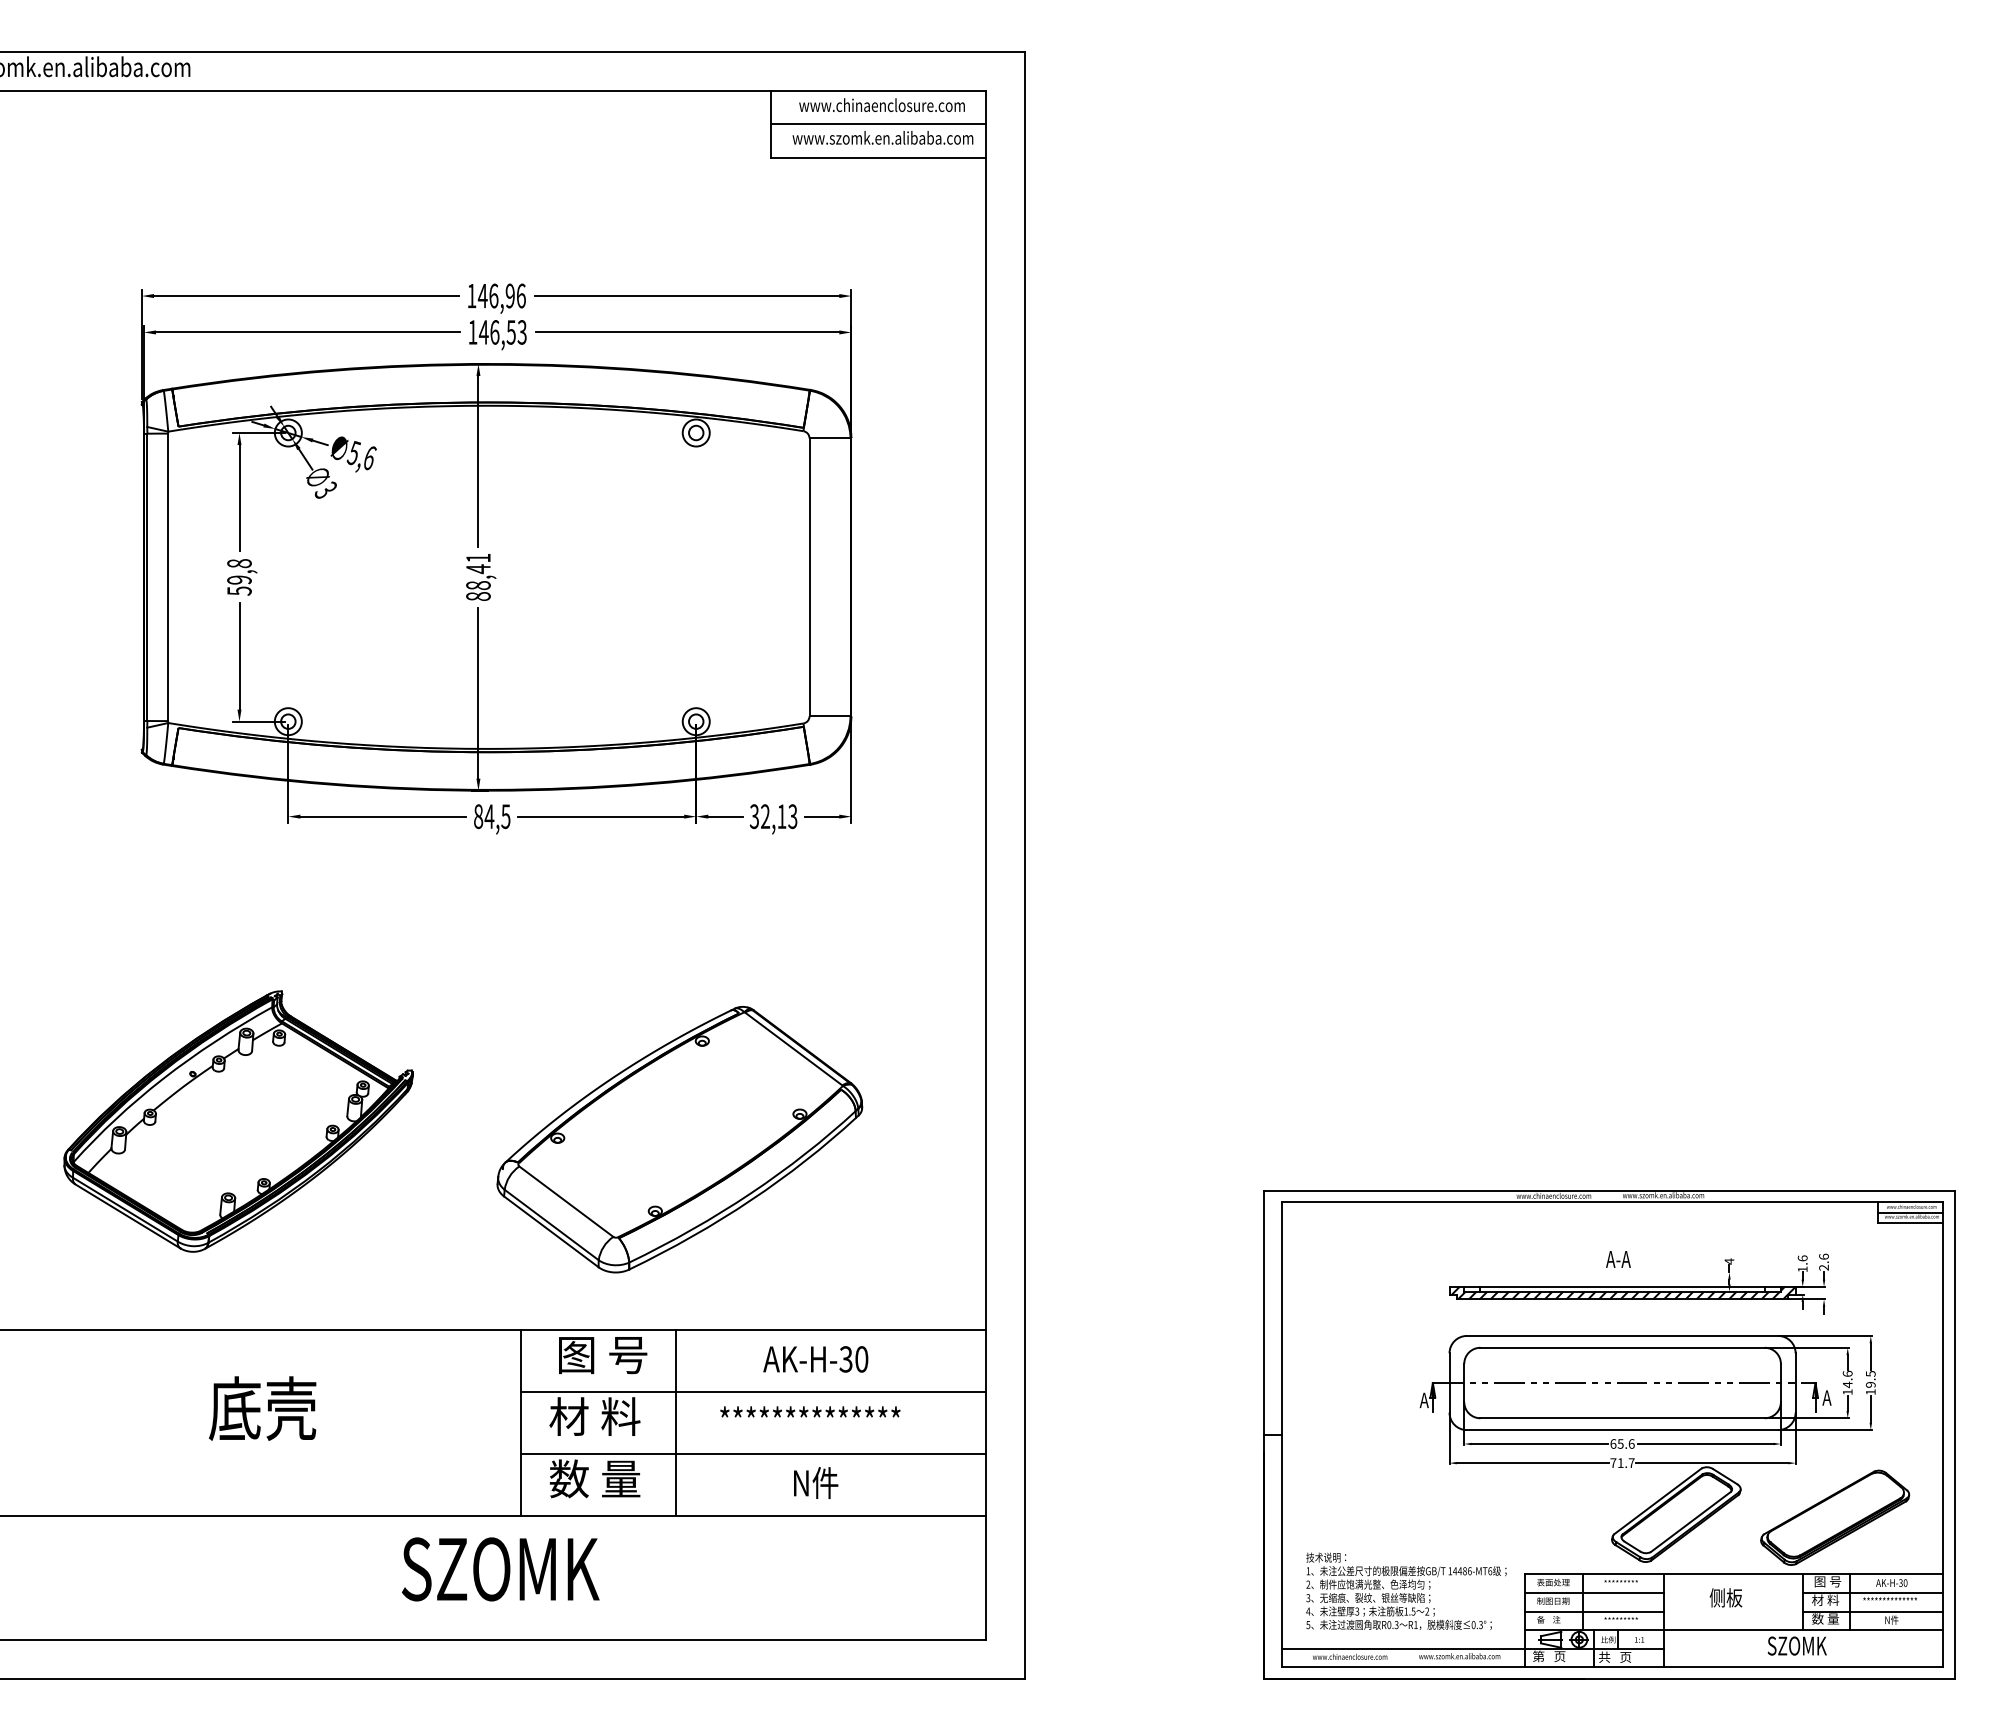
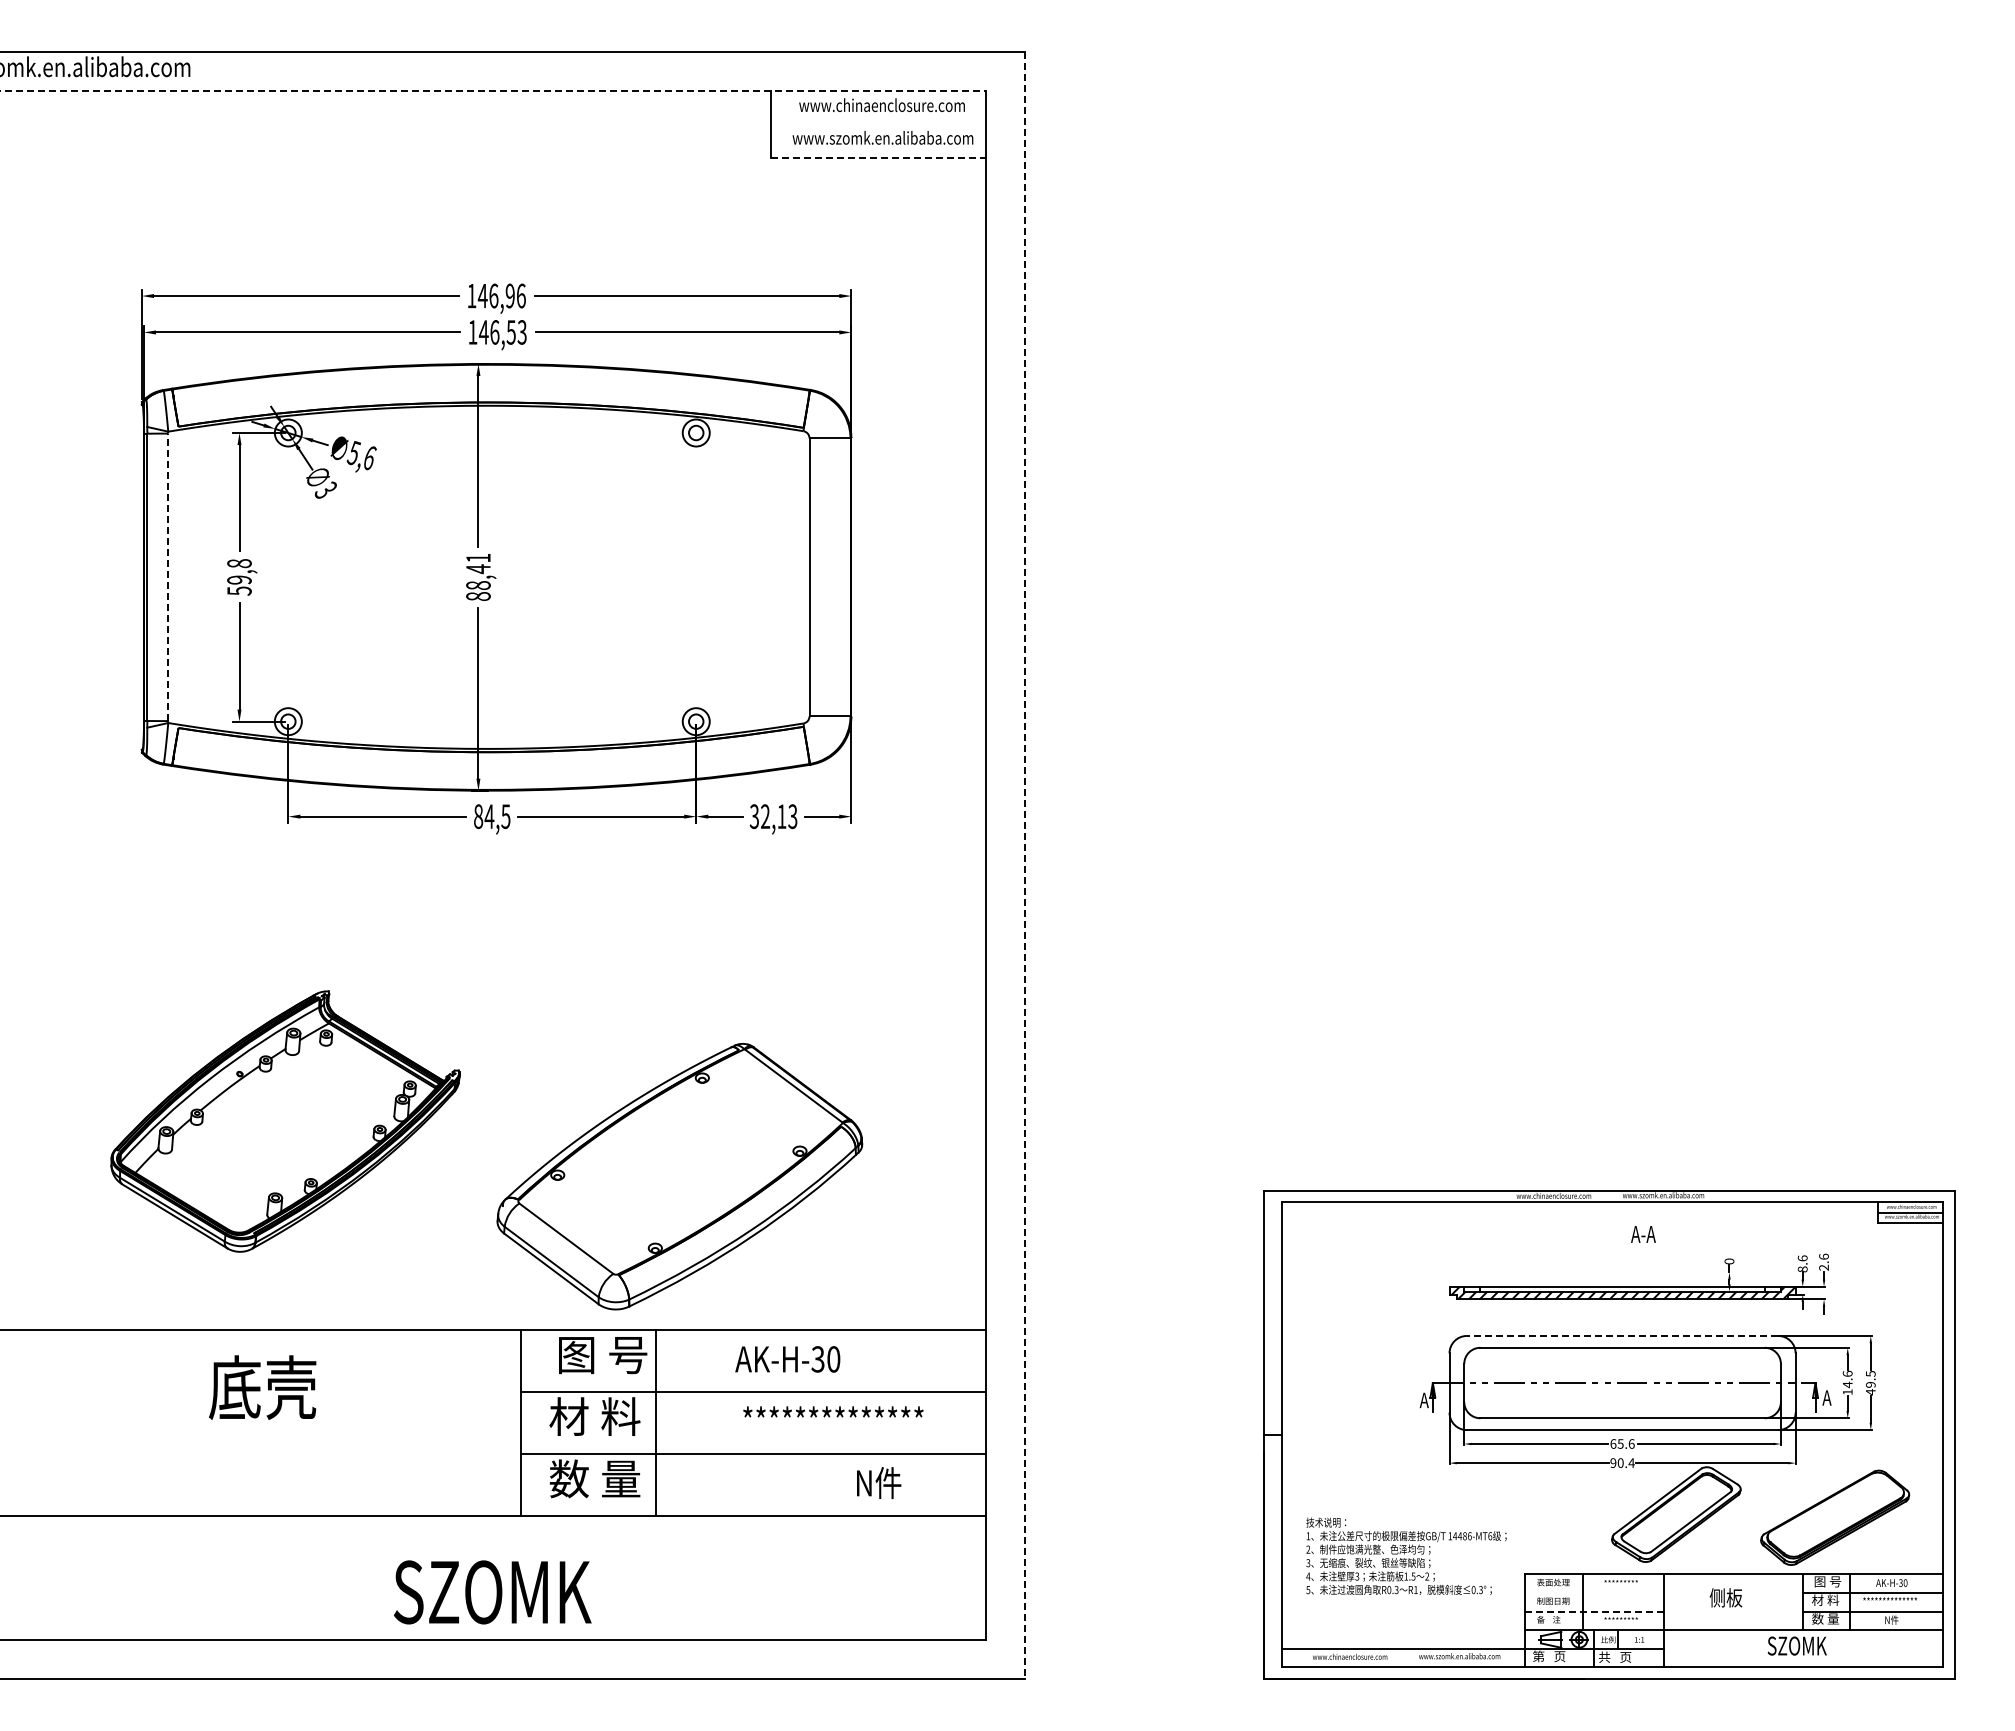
line: solid -> dashed (493, 90)
line: present -> none (878, 124)
line: solid -> dashed (878, 158)
line: solid -> dashed (168, 577)
line: solid -> dashed (1024, 865)
part position: (238, 1121) -> (285, 1121) (285, 1121)
part position: (679, 1139) -> (679, 1176) (679, 1176)
text position: (1618, 1259) -> (1643, 1234) (1643, 1234)
text: 4 -> 0 (1729, 1261)
text: 1.6 -> 8.6 (1802, 1269)
line: solid -> dashed (1622, 1335)
text position: (815, 1359) -> (787, 1359) (787, 1359)
text: 19.5 -> 49.5 (1870, 1392)
text position: (262, 1408) -> (262, 1387) (262, 1387)
text position: (810, 1411) -> (833, 1411) (833, 1411)
line position: (676, 1422) -> (656, 1422) (656, 1422)
text: 71.7 -> 90.4 (1622, 1462)
text position: (816, 1482) -> (879, 1482) (879, 1482)
text position: (500, 1569) -> (492, 1592) (492, 1592)
text position: (1406, 1590) -> (1406, 1555) (1406, 1555)
line: present -> none (1594, 1592)
line: solid -> dashed (1594, 1611)
